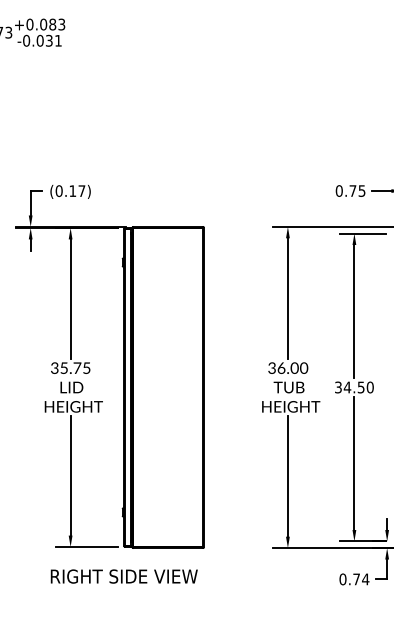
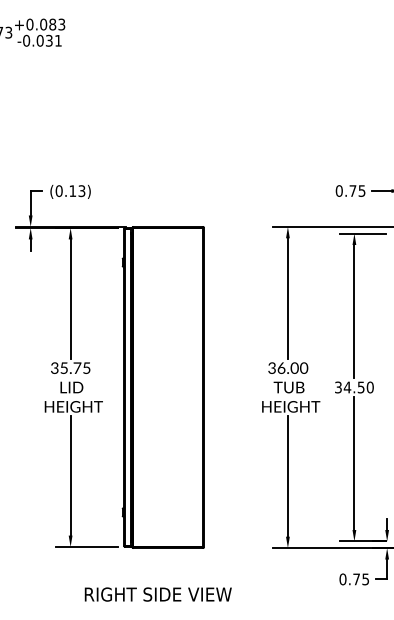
text: (0.17) -> (0.13) (81, 191)
text position: (123, 576) -> (157, 594) (157, 594)
text: 0.74 -> 0.75 (365, 579)
